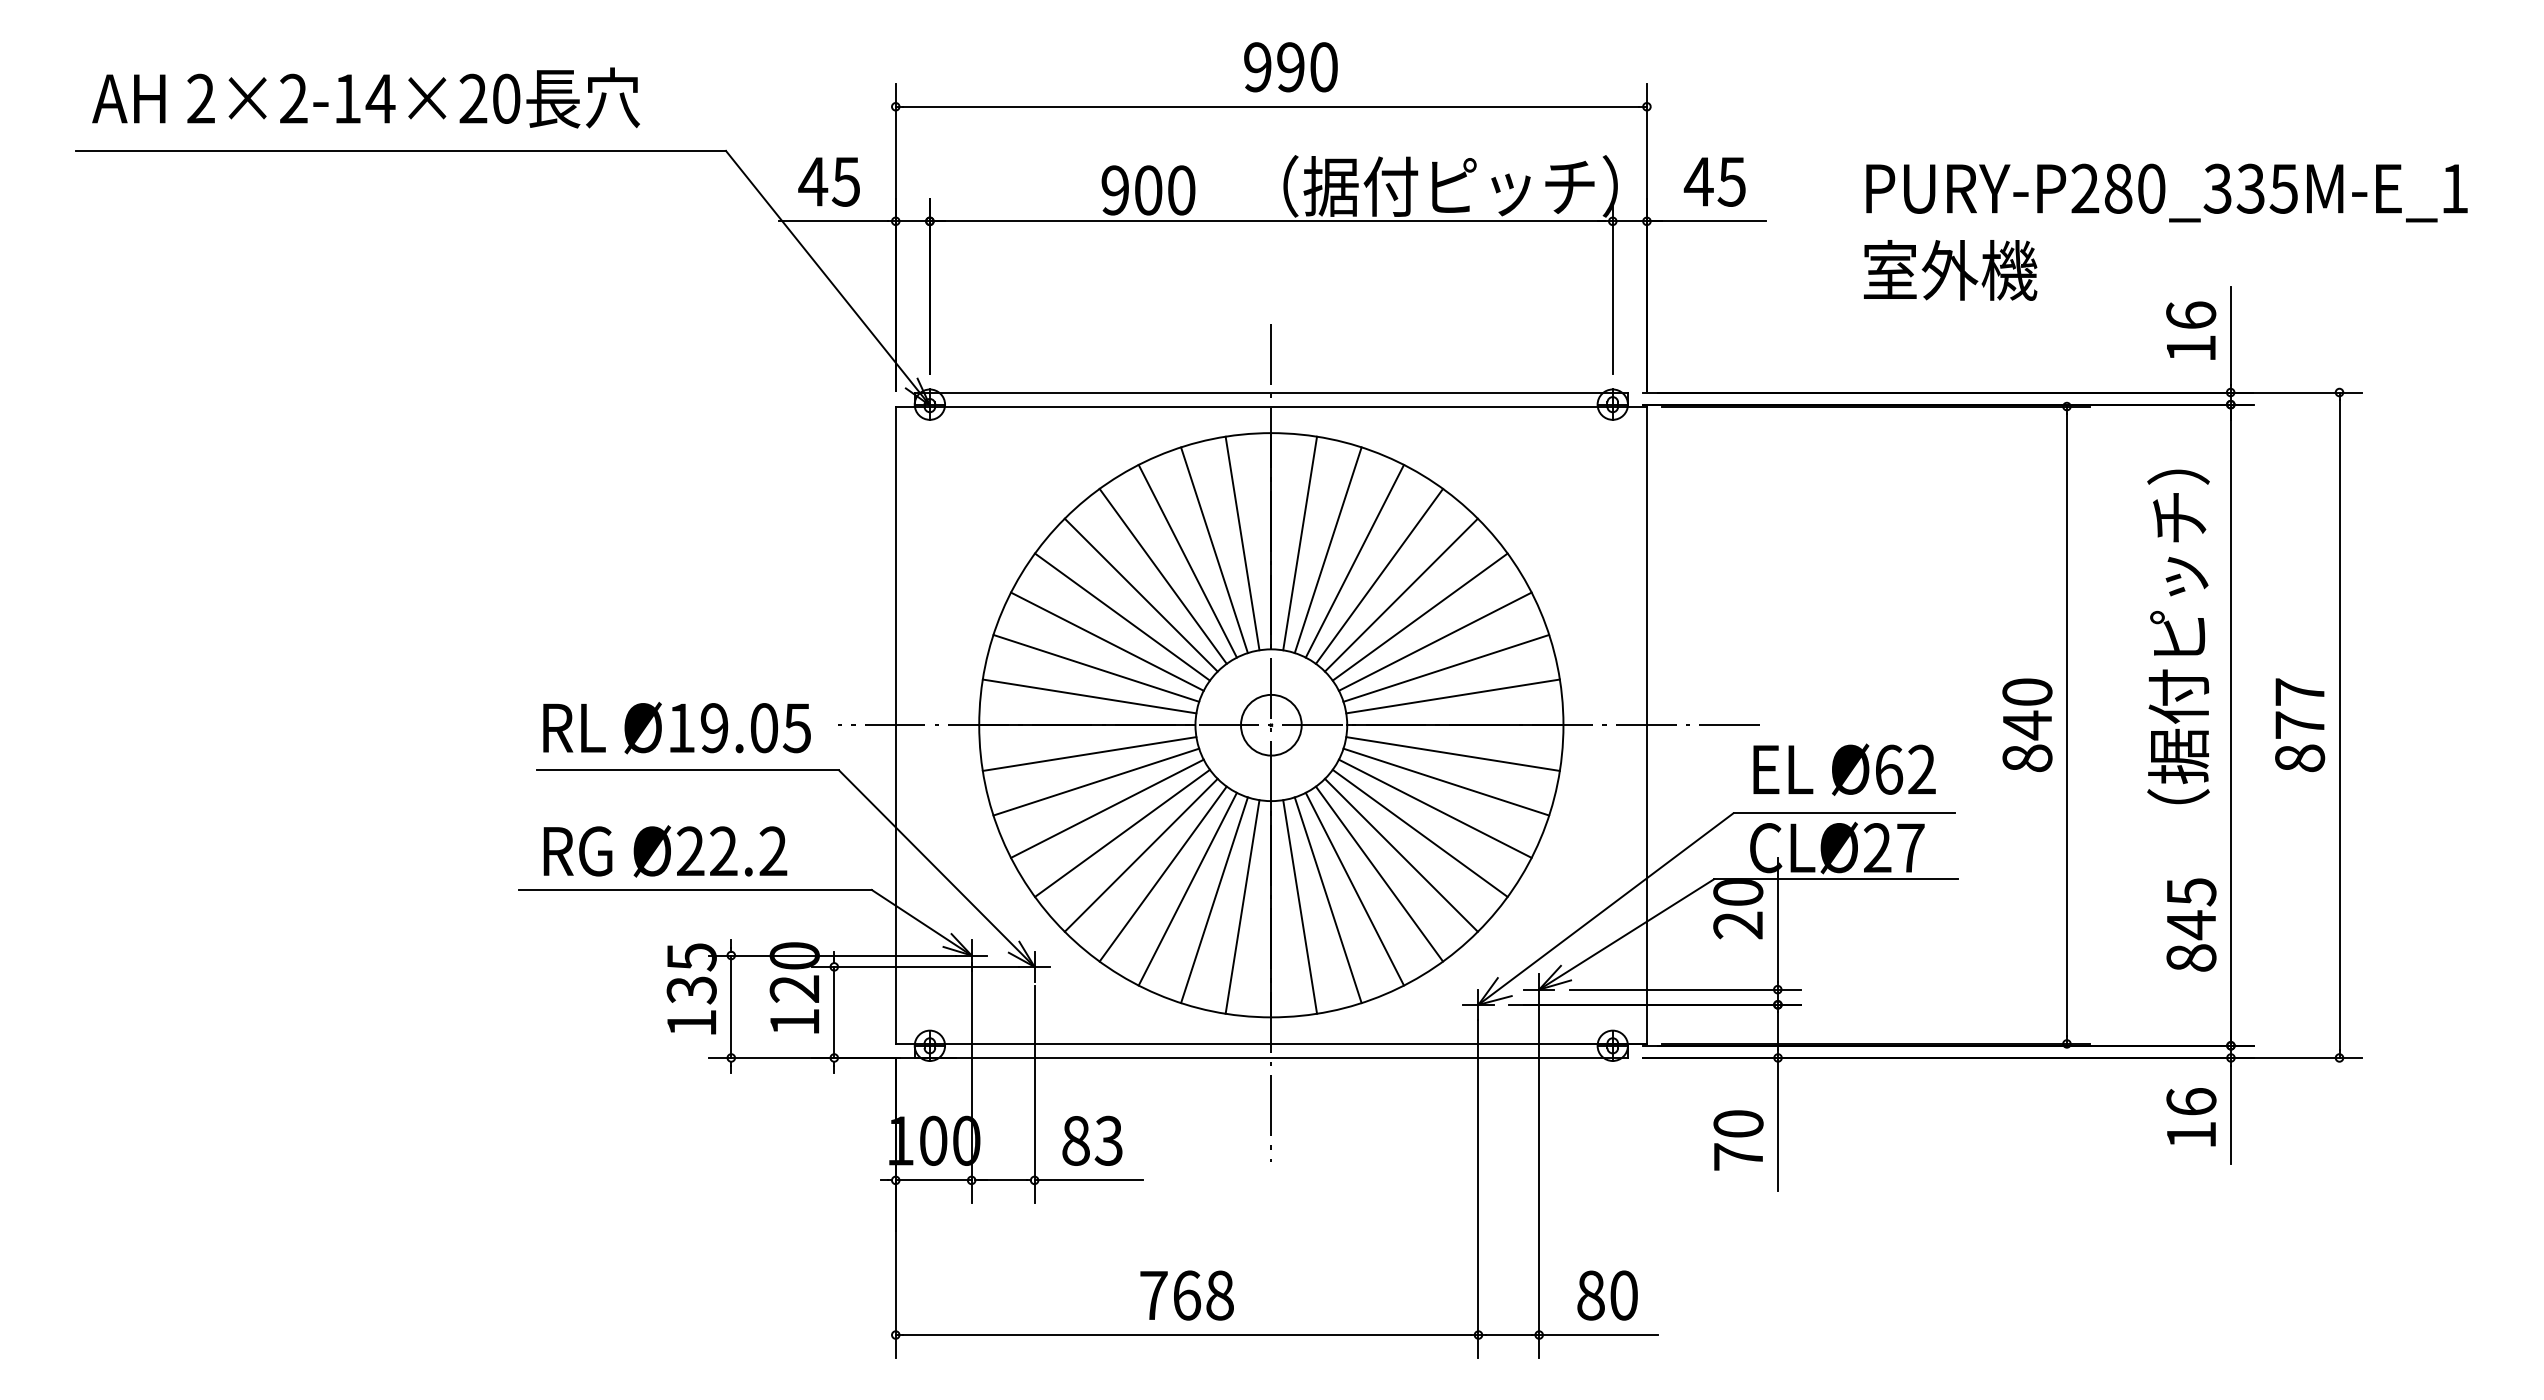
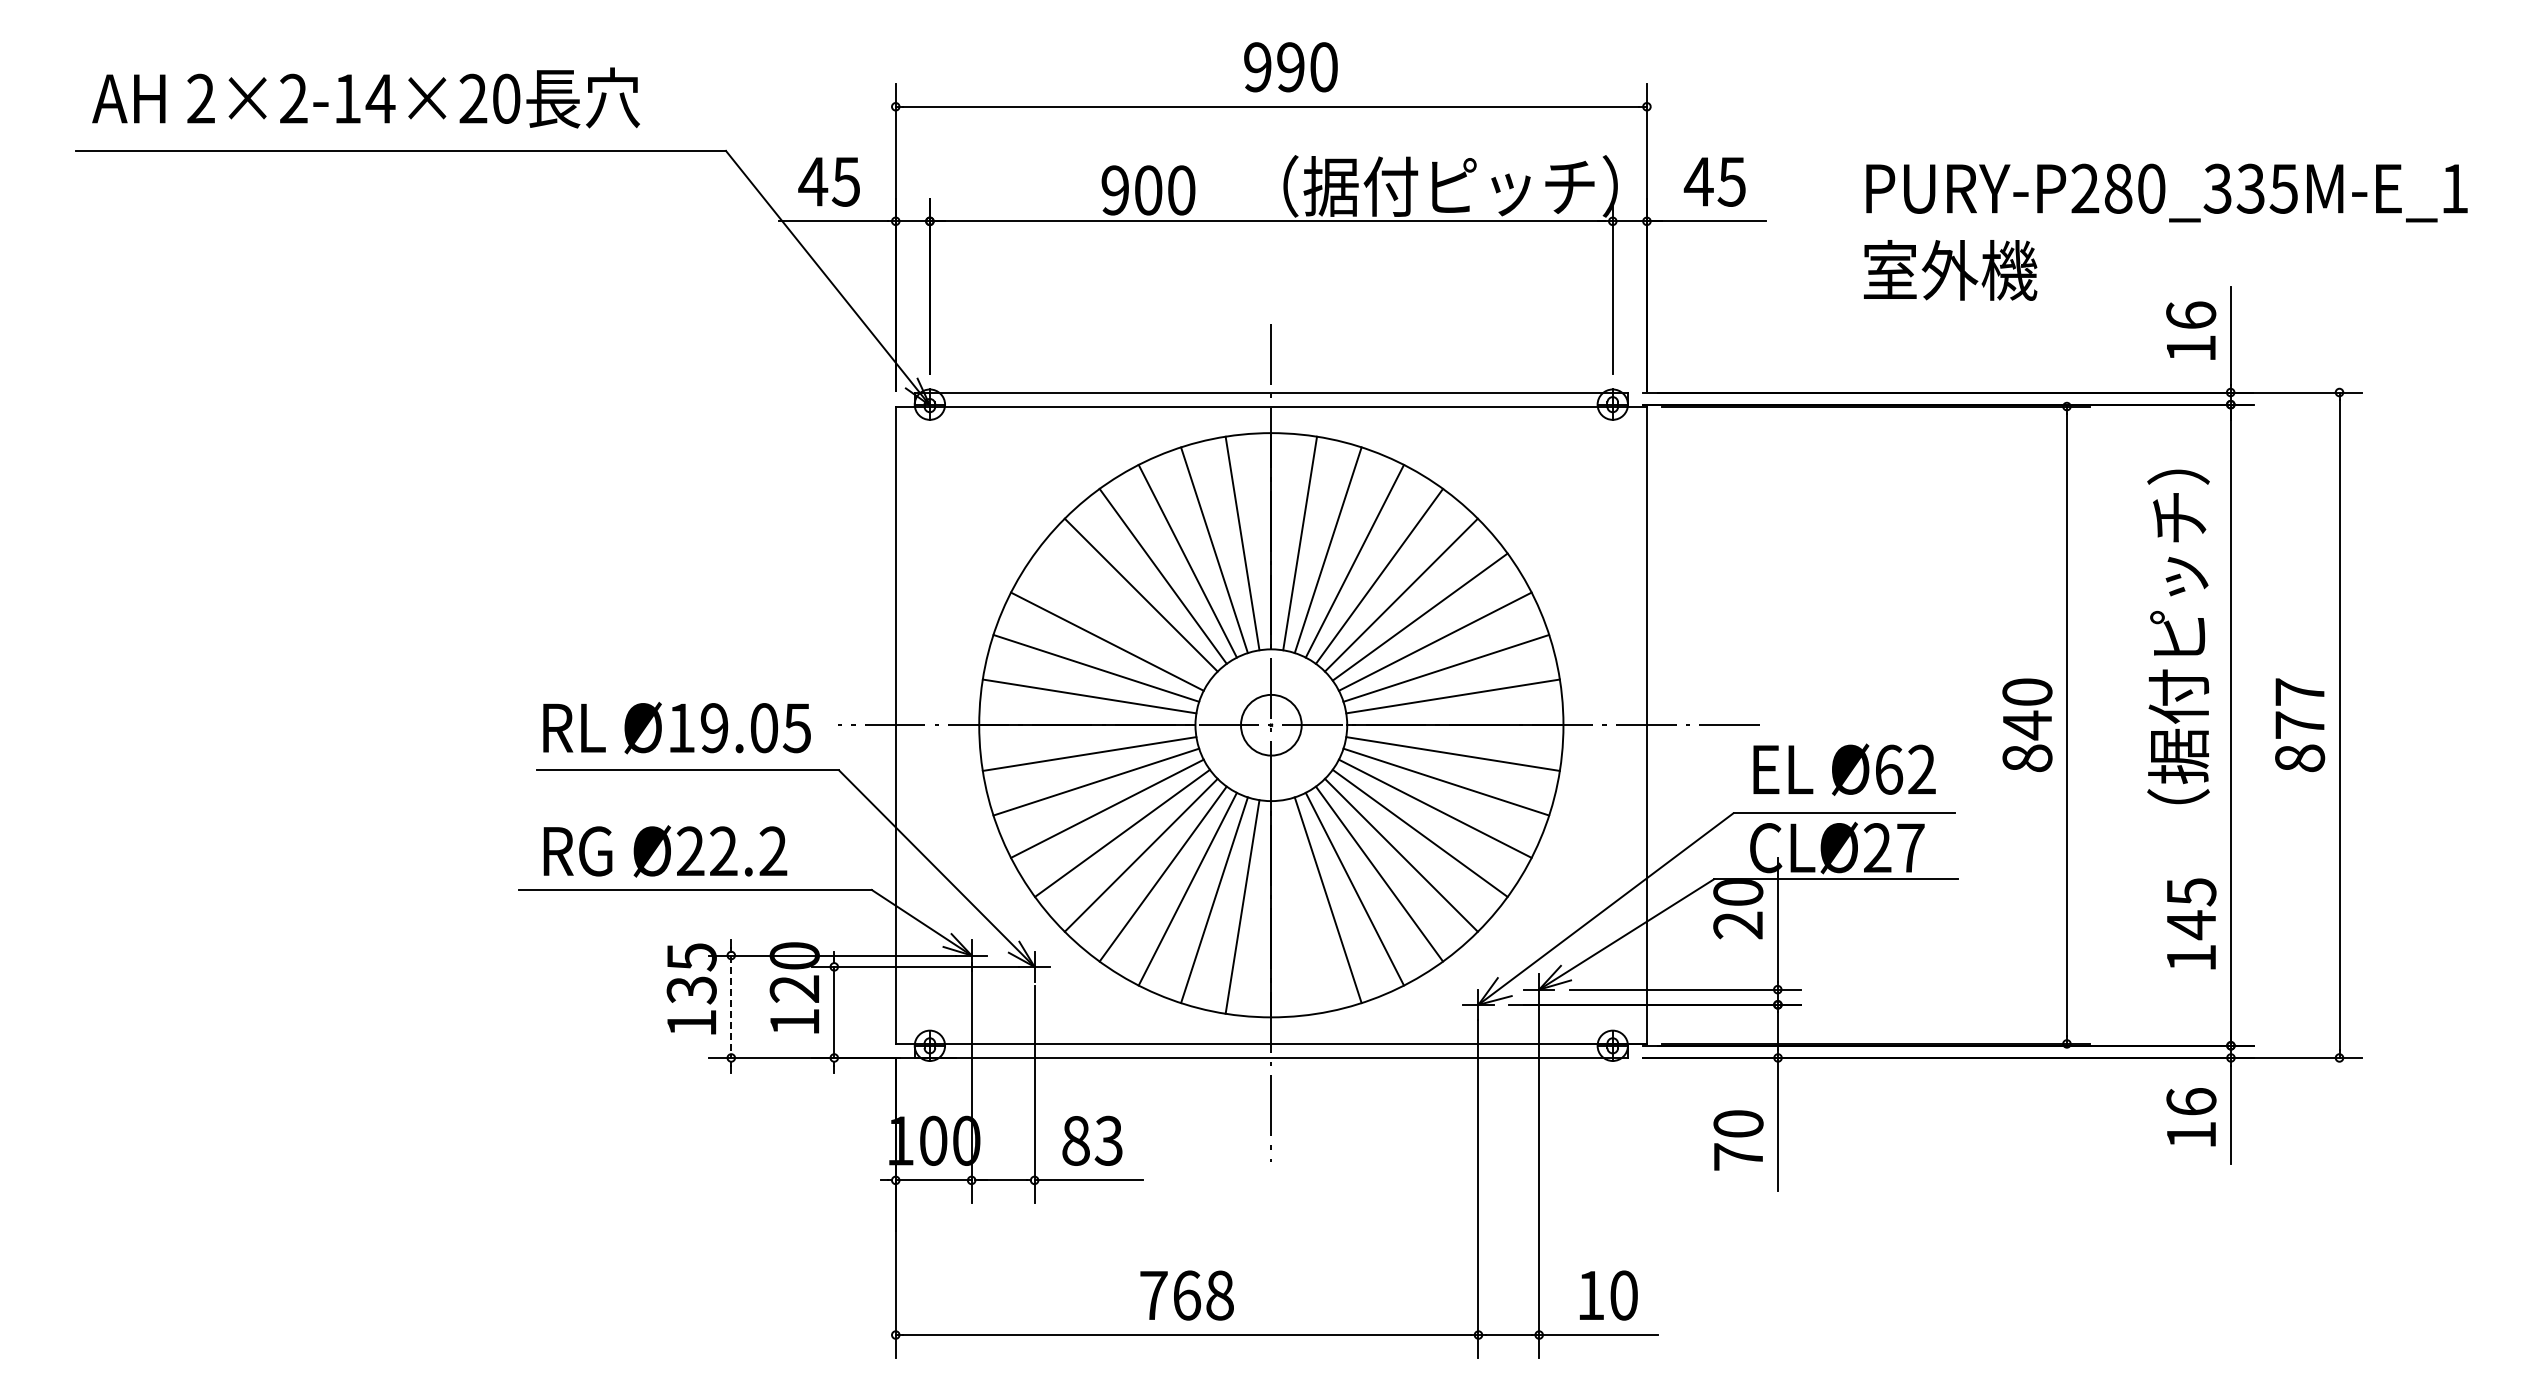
line: present -> none (1122, 616)
line: present -> none (1300, 906)
text: 845 -> 145 (2191, 957)
line: solid -> dashed (731, 1007)
text: 80 -> 10 (1590, 1295)
